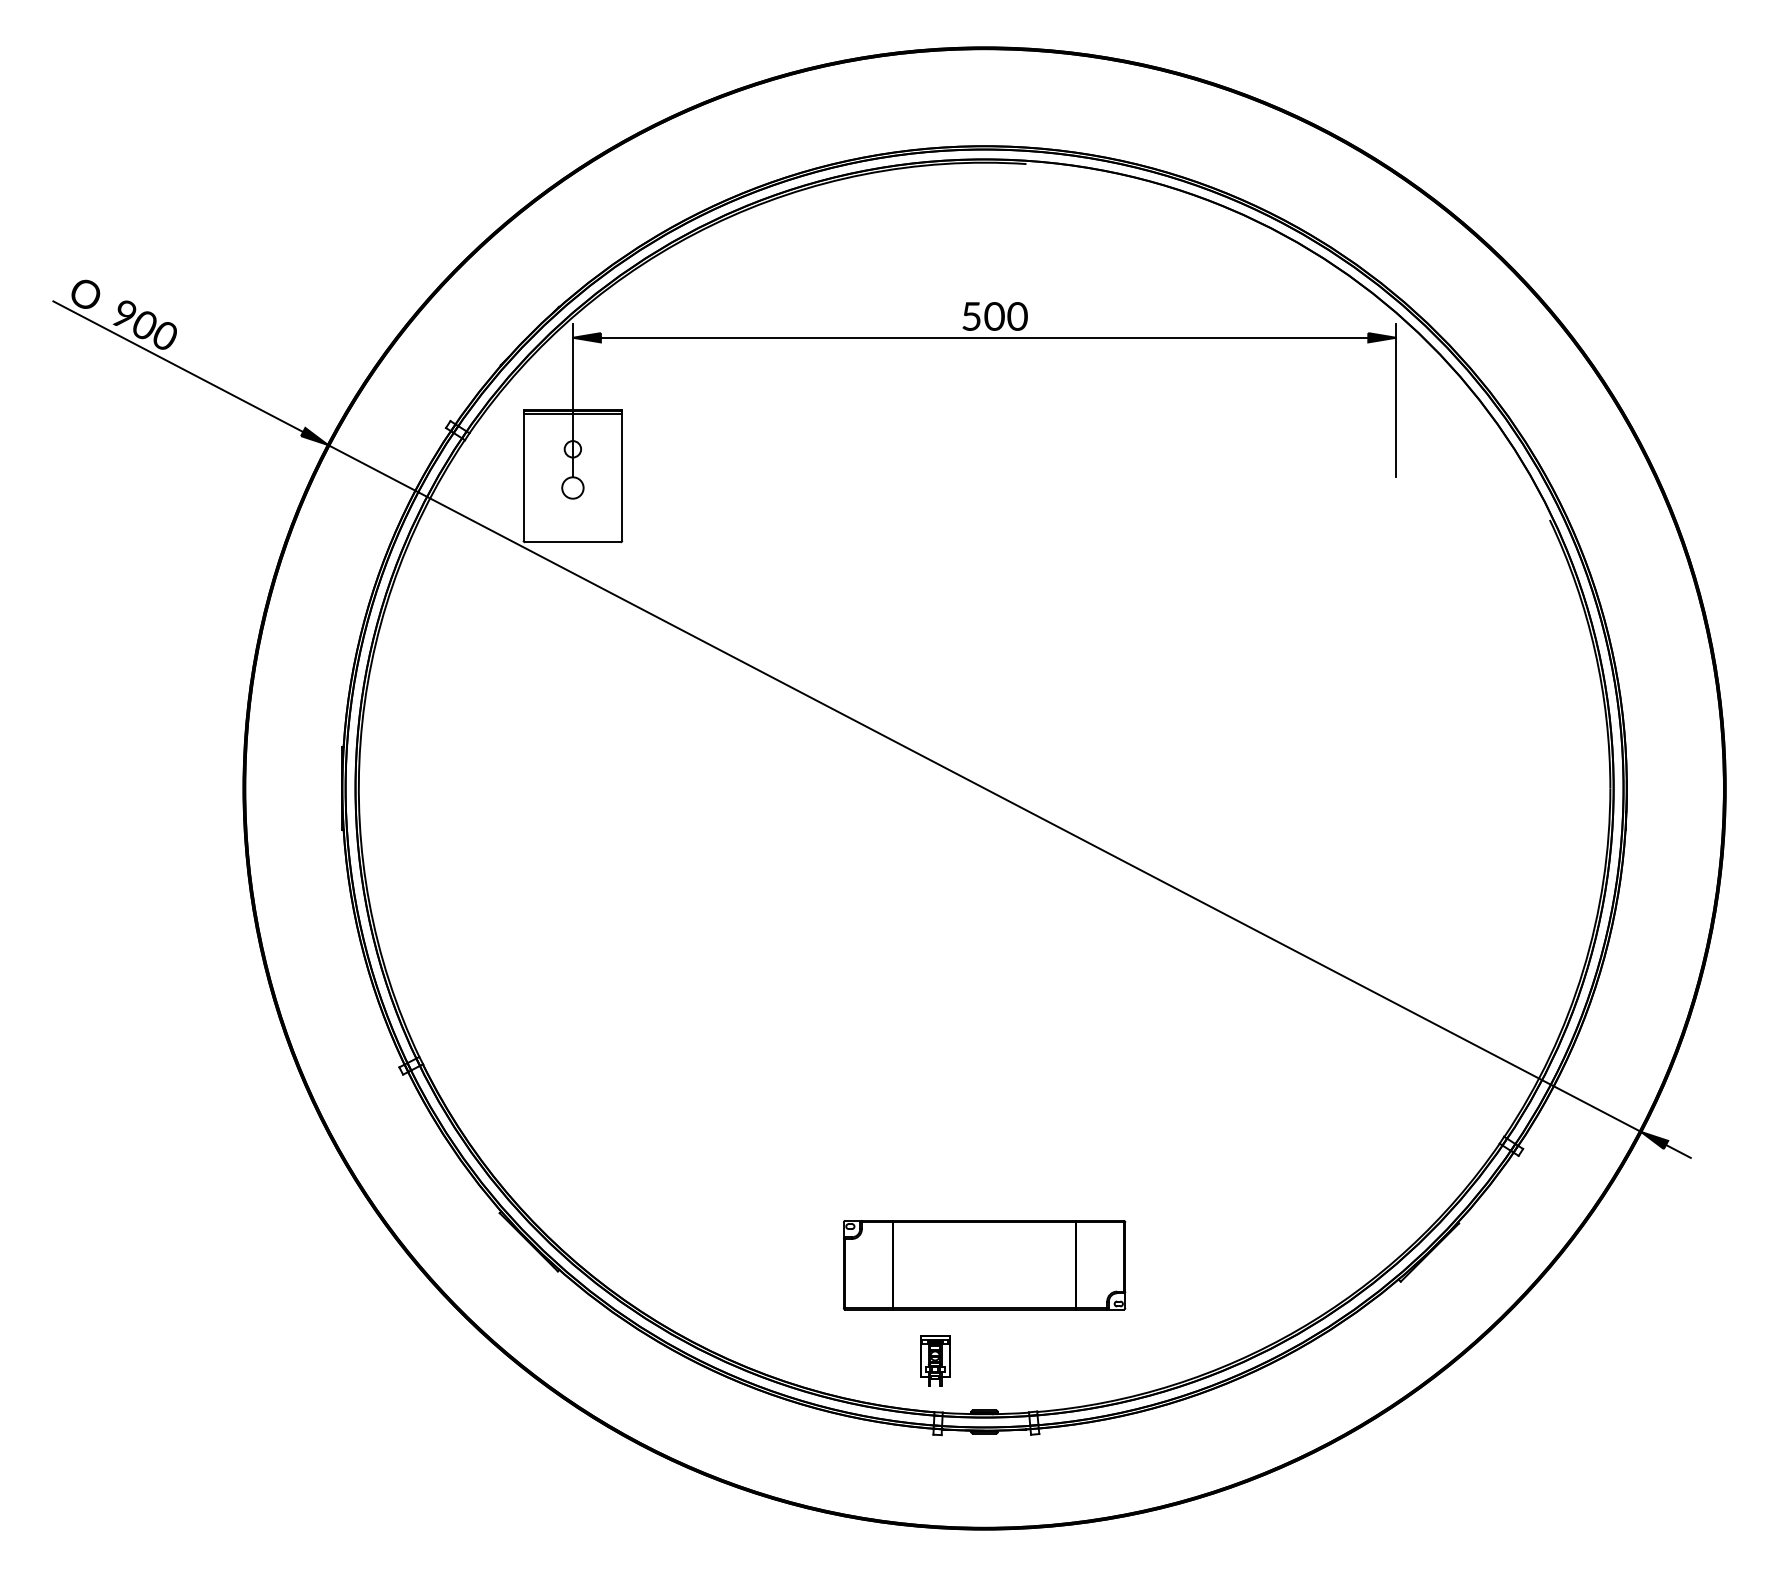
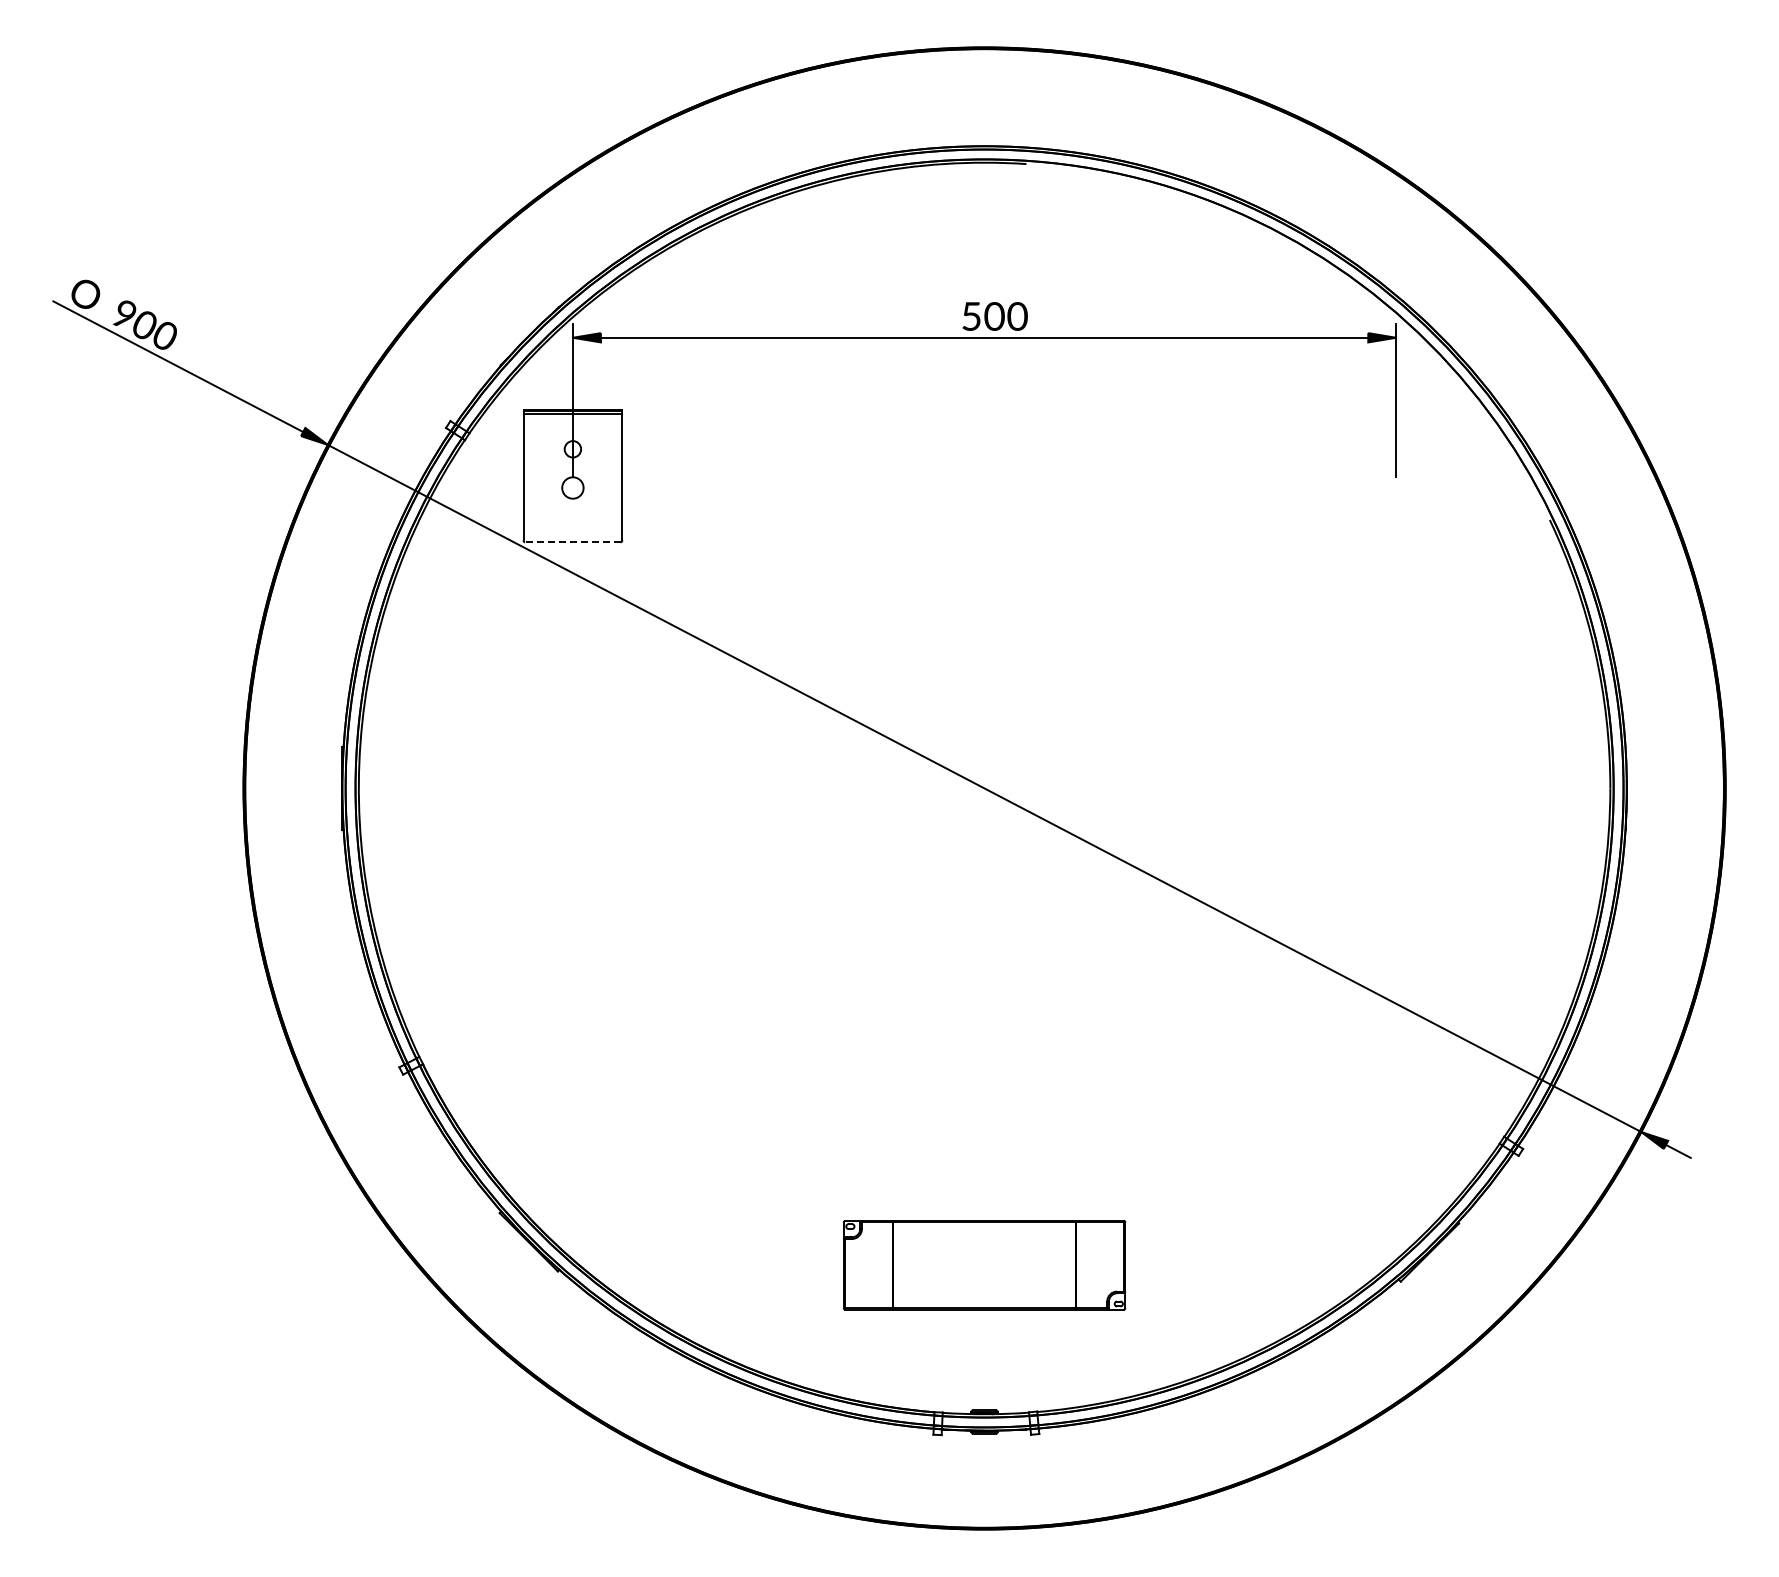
line: solid -> dashed (572, 542)
part: present -> none (935, 1360)
